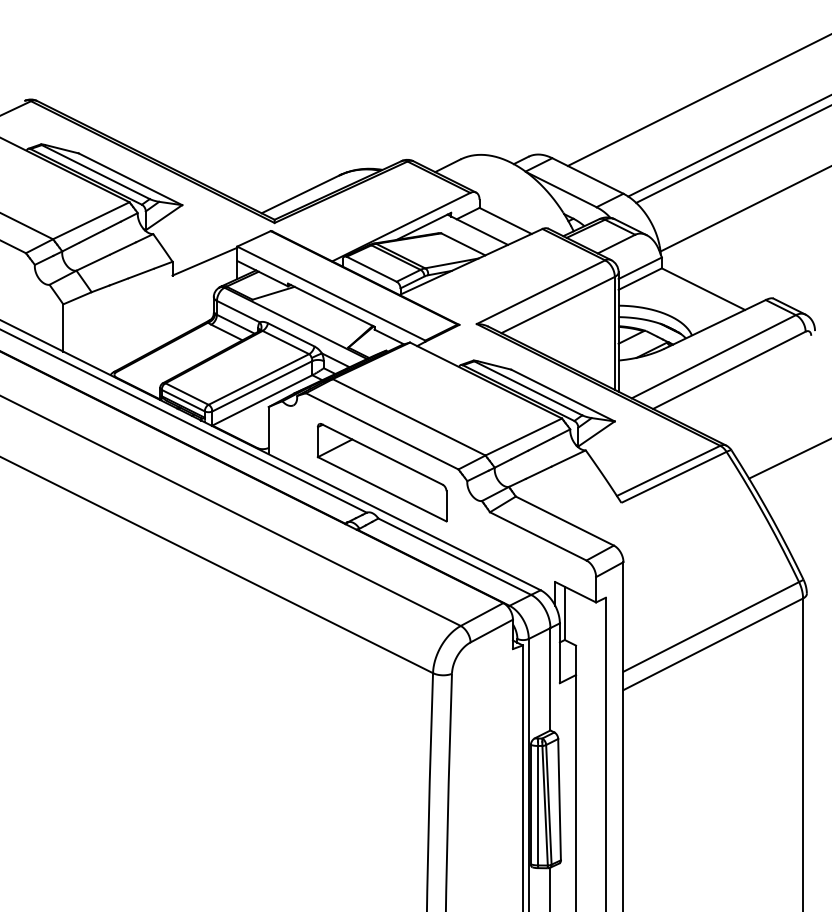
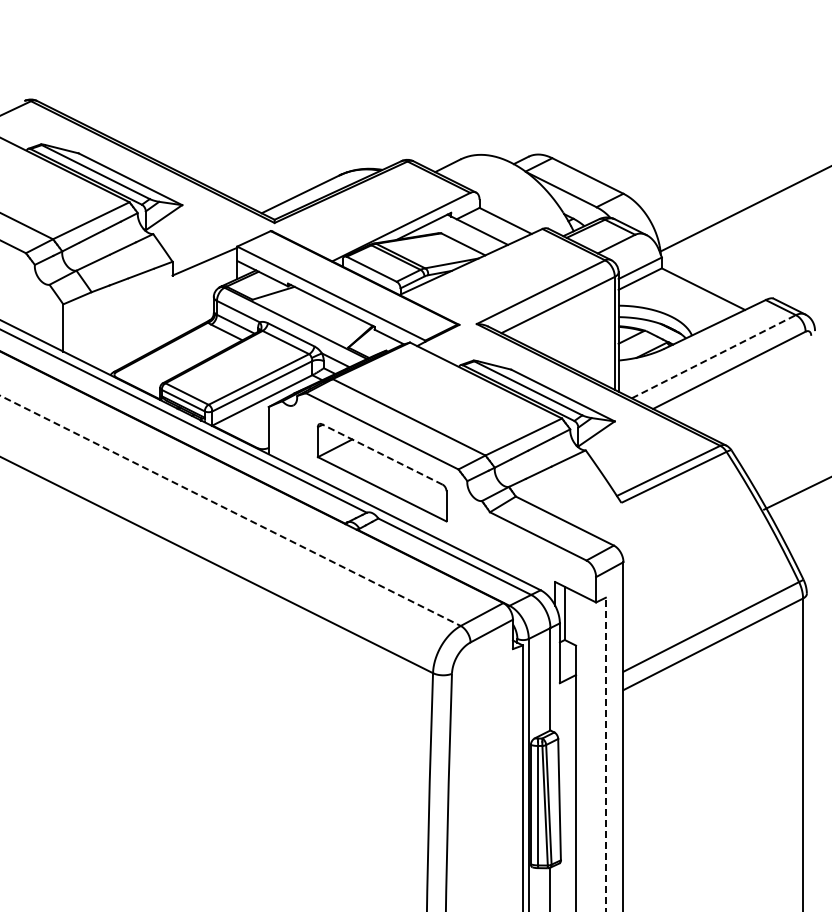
line: present -> none (697, 100)
line: present -> none (728, 146)
line: present -> none (732, 154)
line: solid -> dashed (713, 356)
line: solid -> dashed (382, 454)
line position: (788, 459) -> (796, 493) (796, 493)
line: solid -> dashed (231, 511)
line: solid -> dashed (605, 754)
